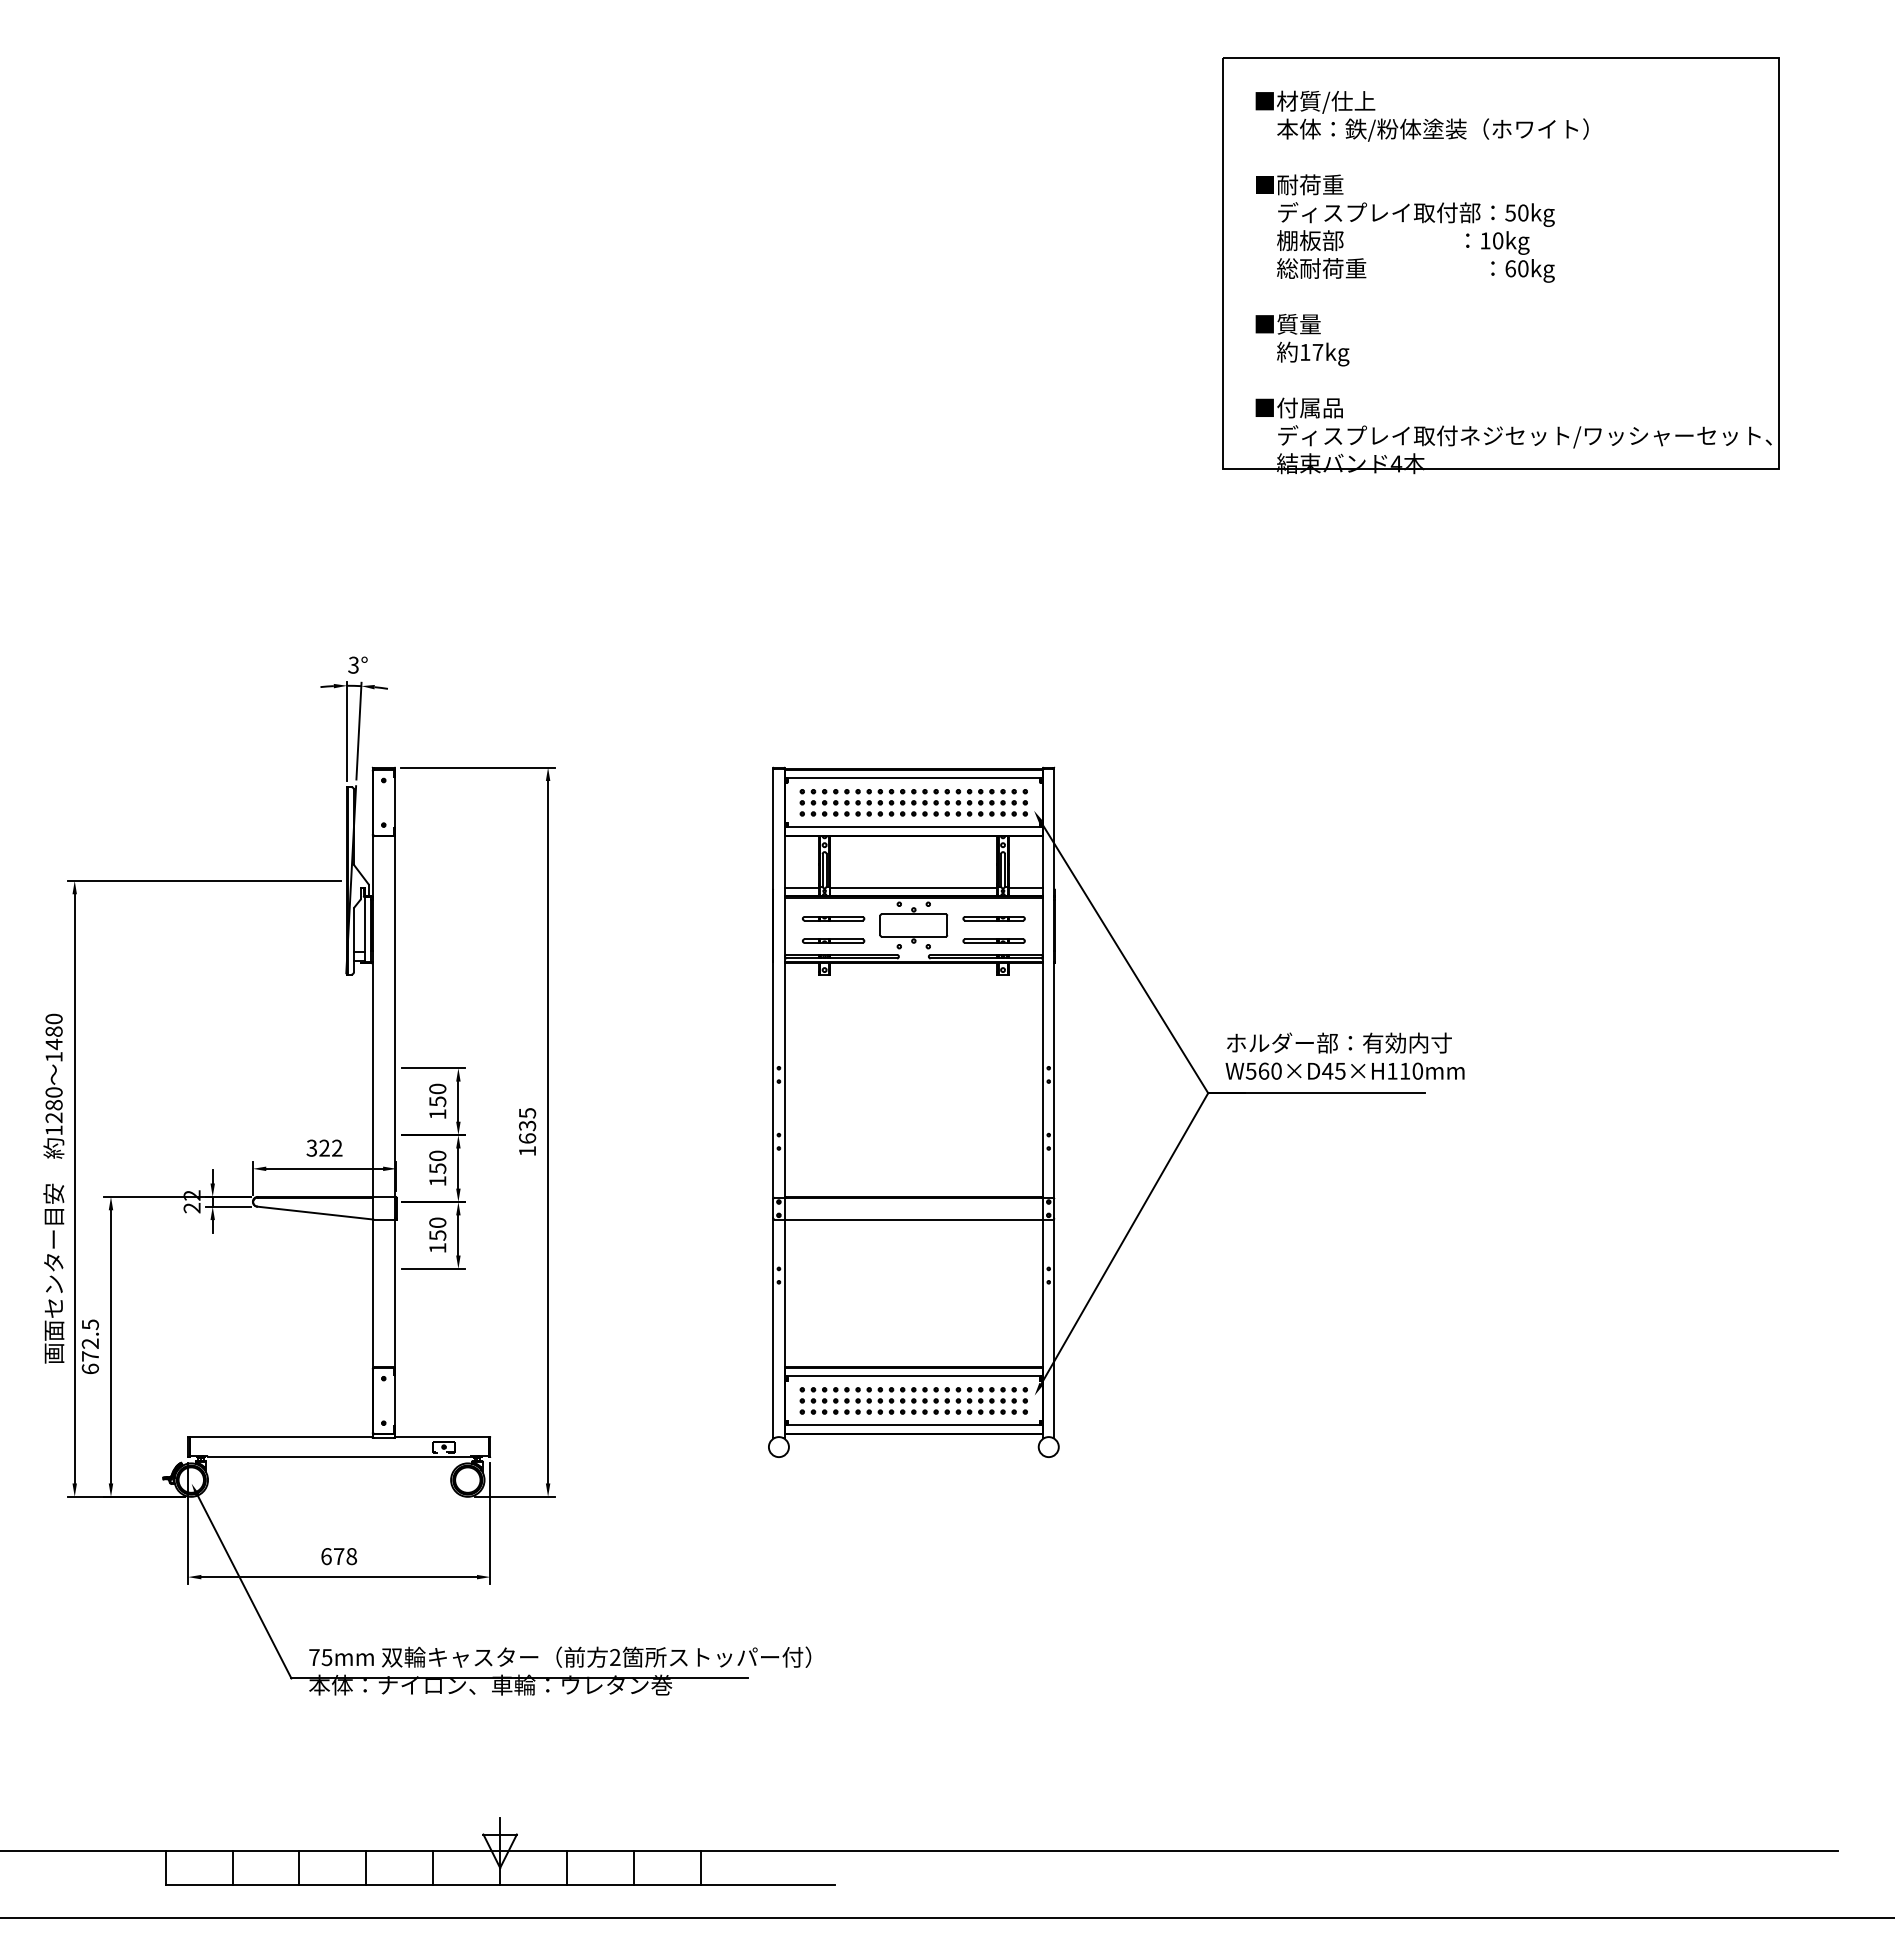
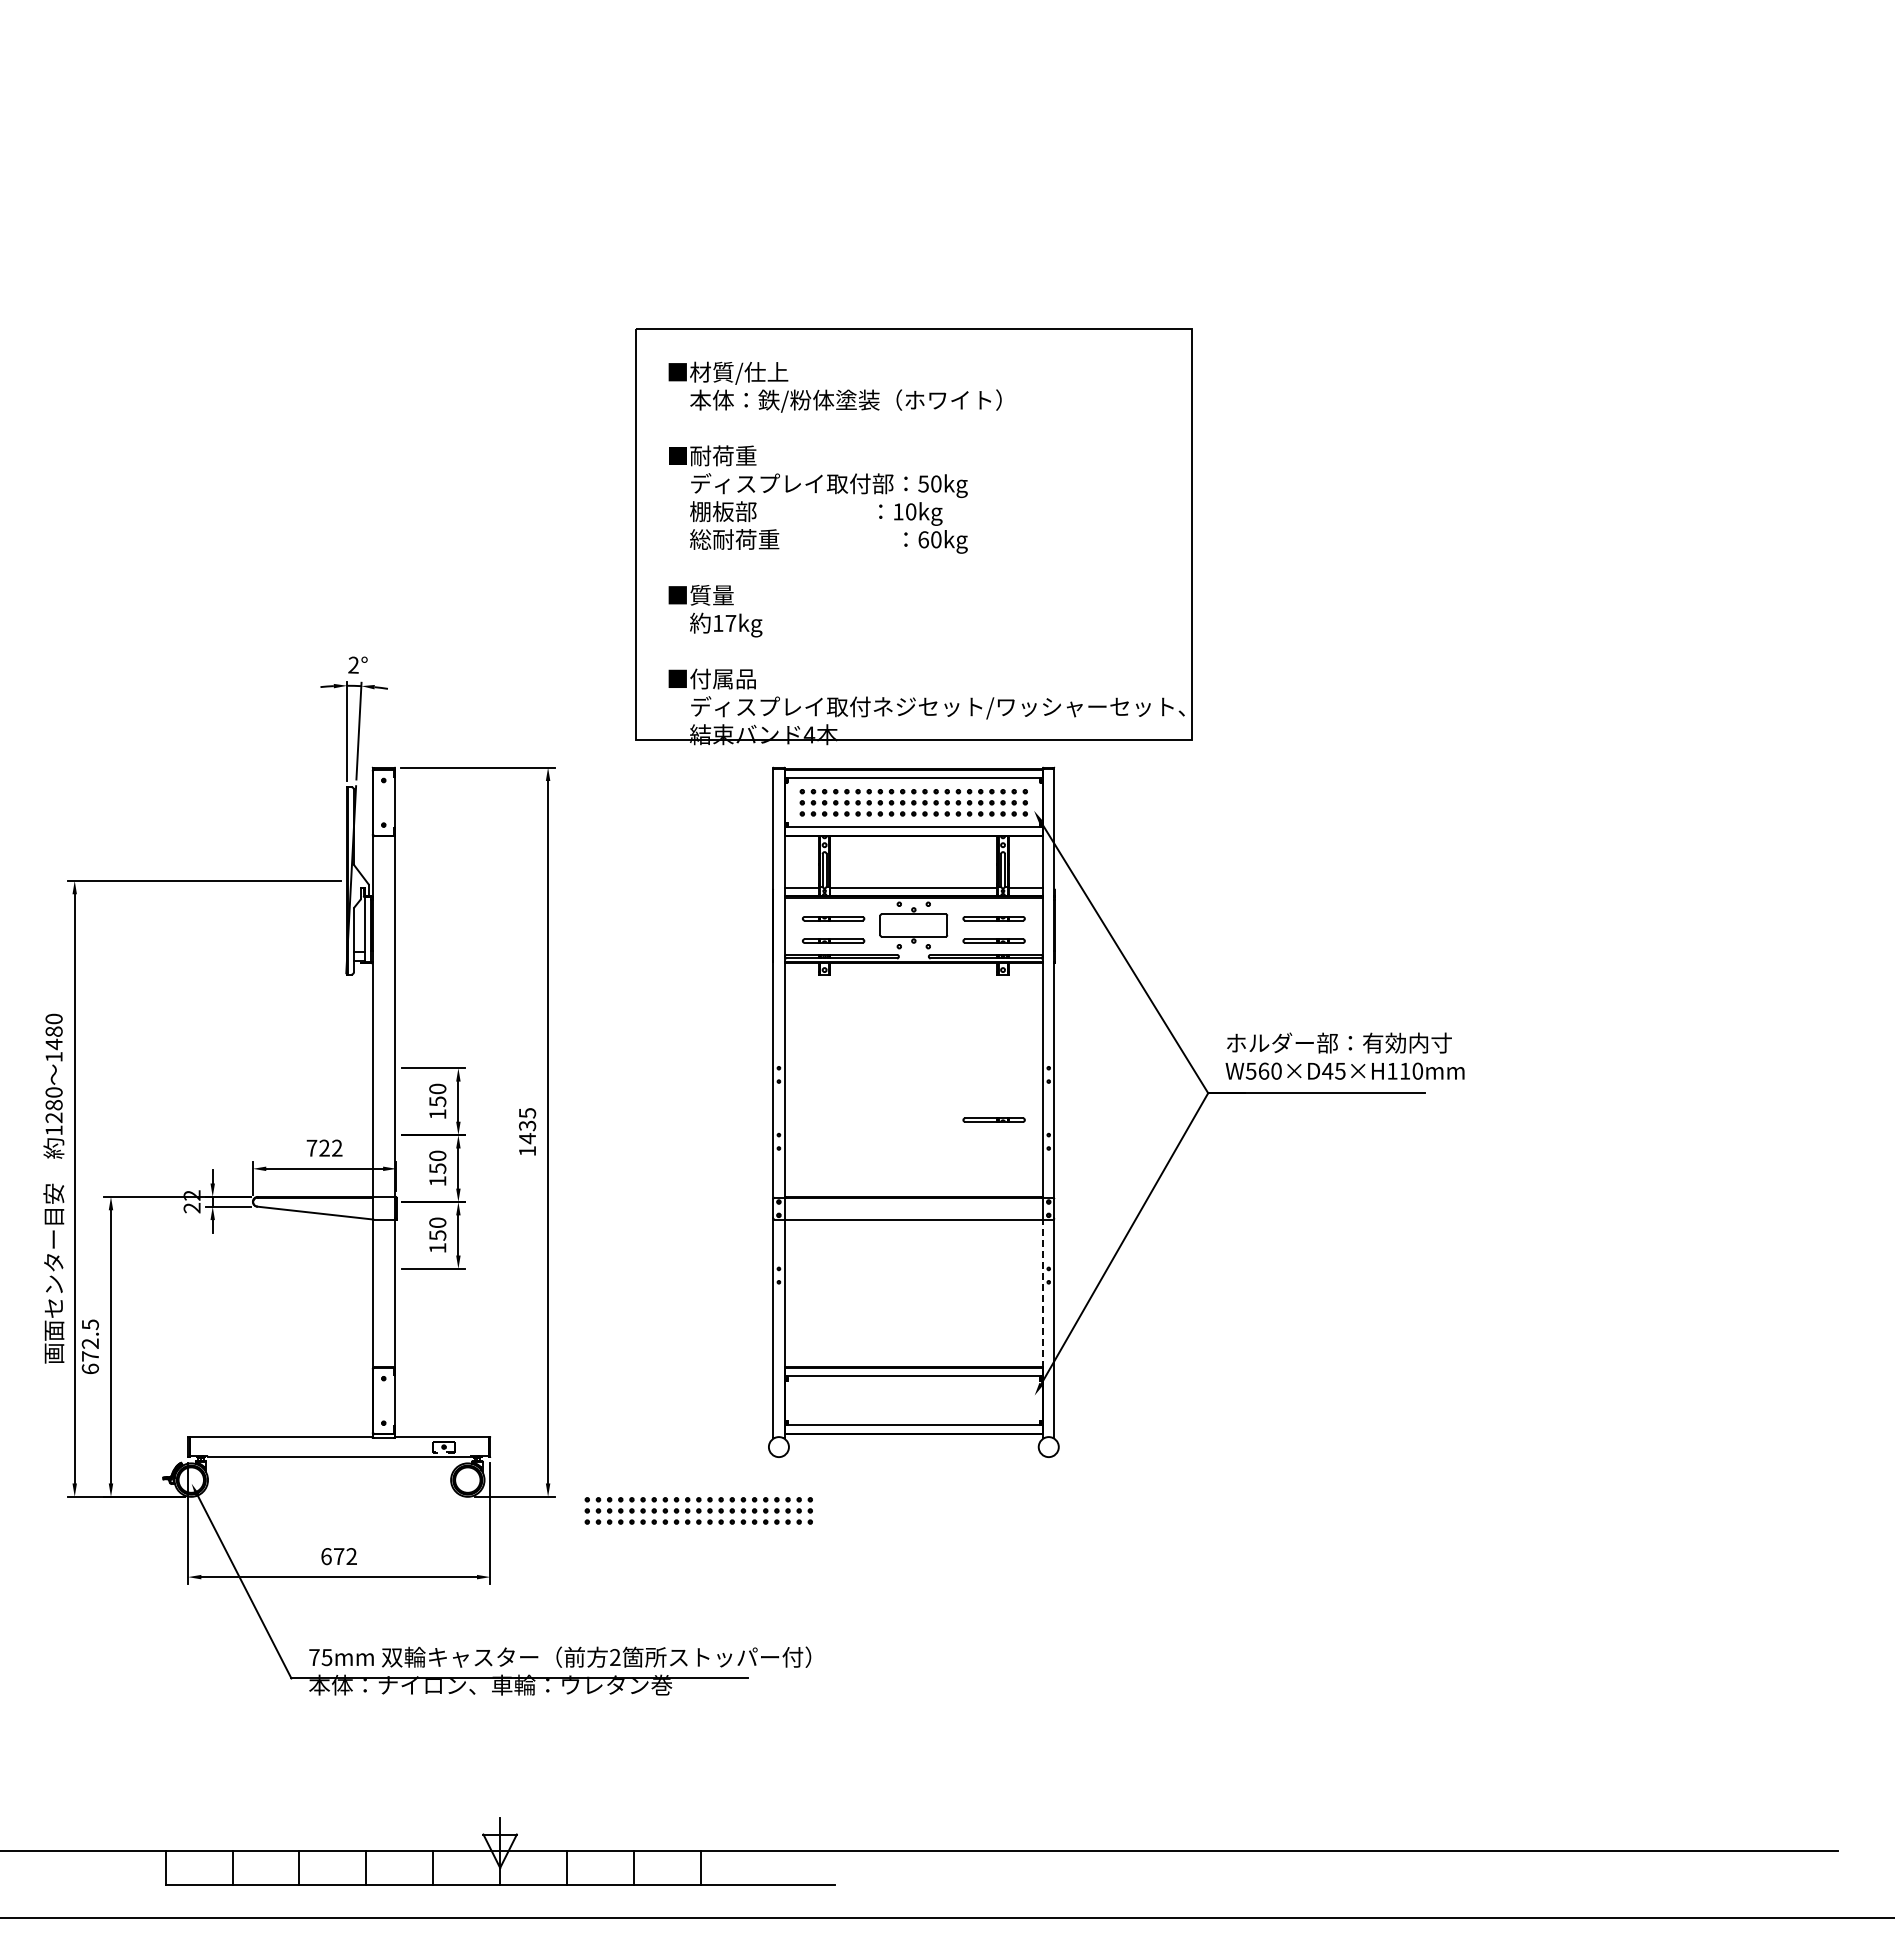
part position: (1500, 265) -> (913, 536) (913, 536)
text: 3° -> 2° (353, 665)
part: none -> present (993, 1119)
text: 1635 -> 1435 (527, 1138)
text: 322 -> 722 (311, 1147)
line: solid -> dashed (1043, 1293)
part position: (913, 1400) -> (698, 1510) (698, 1510)
text: 678 -> 672 (351, 1556)
